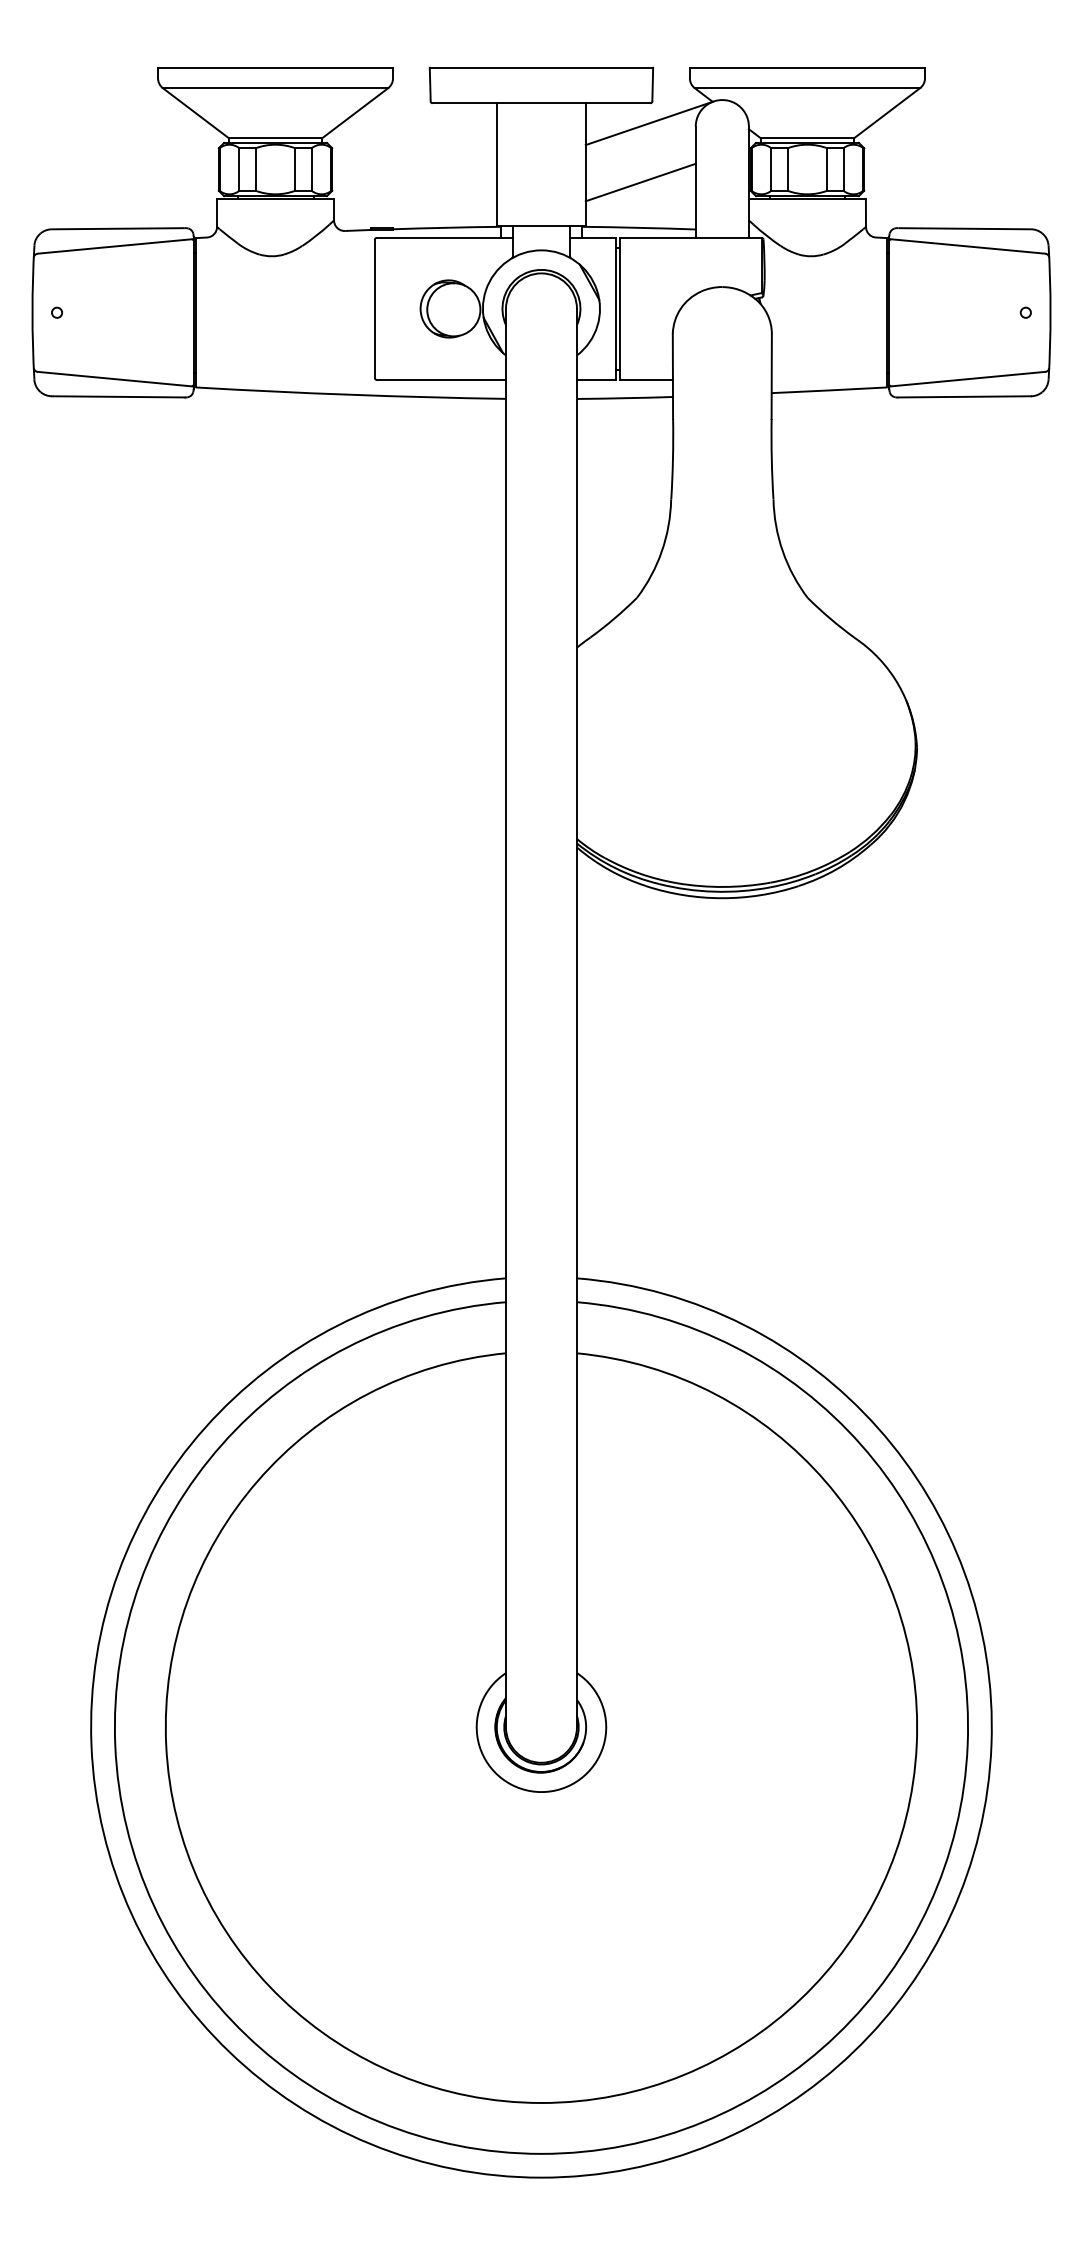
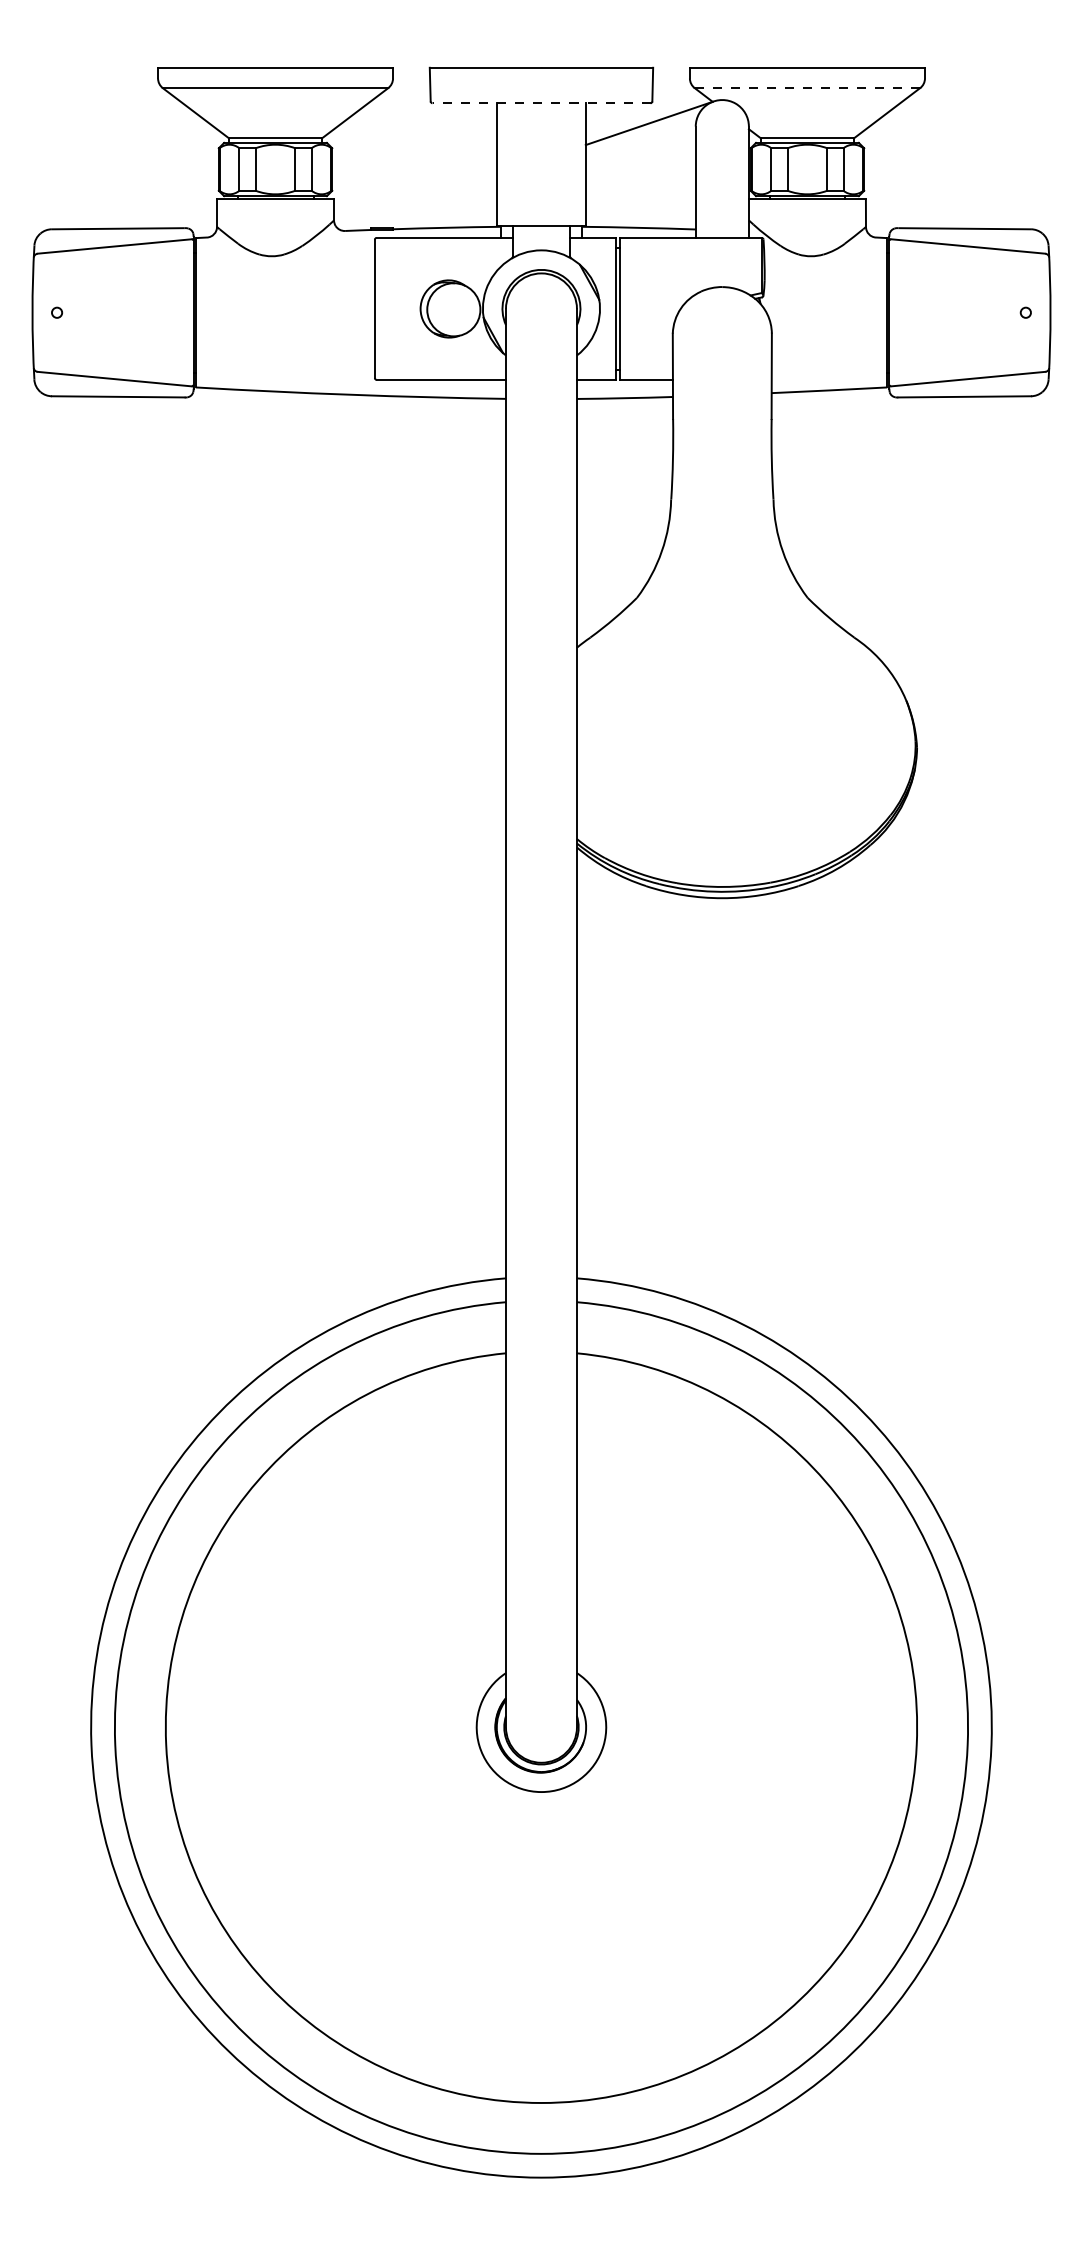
line: solid -> dashed (807, 88)
line: solid -> dashed (541, 103)
line: present -> none (640, 182)
